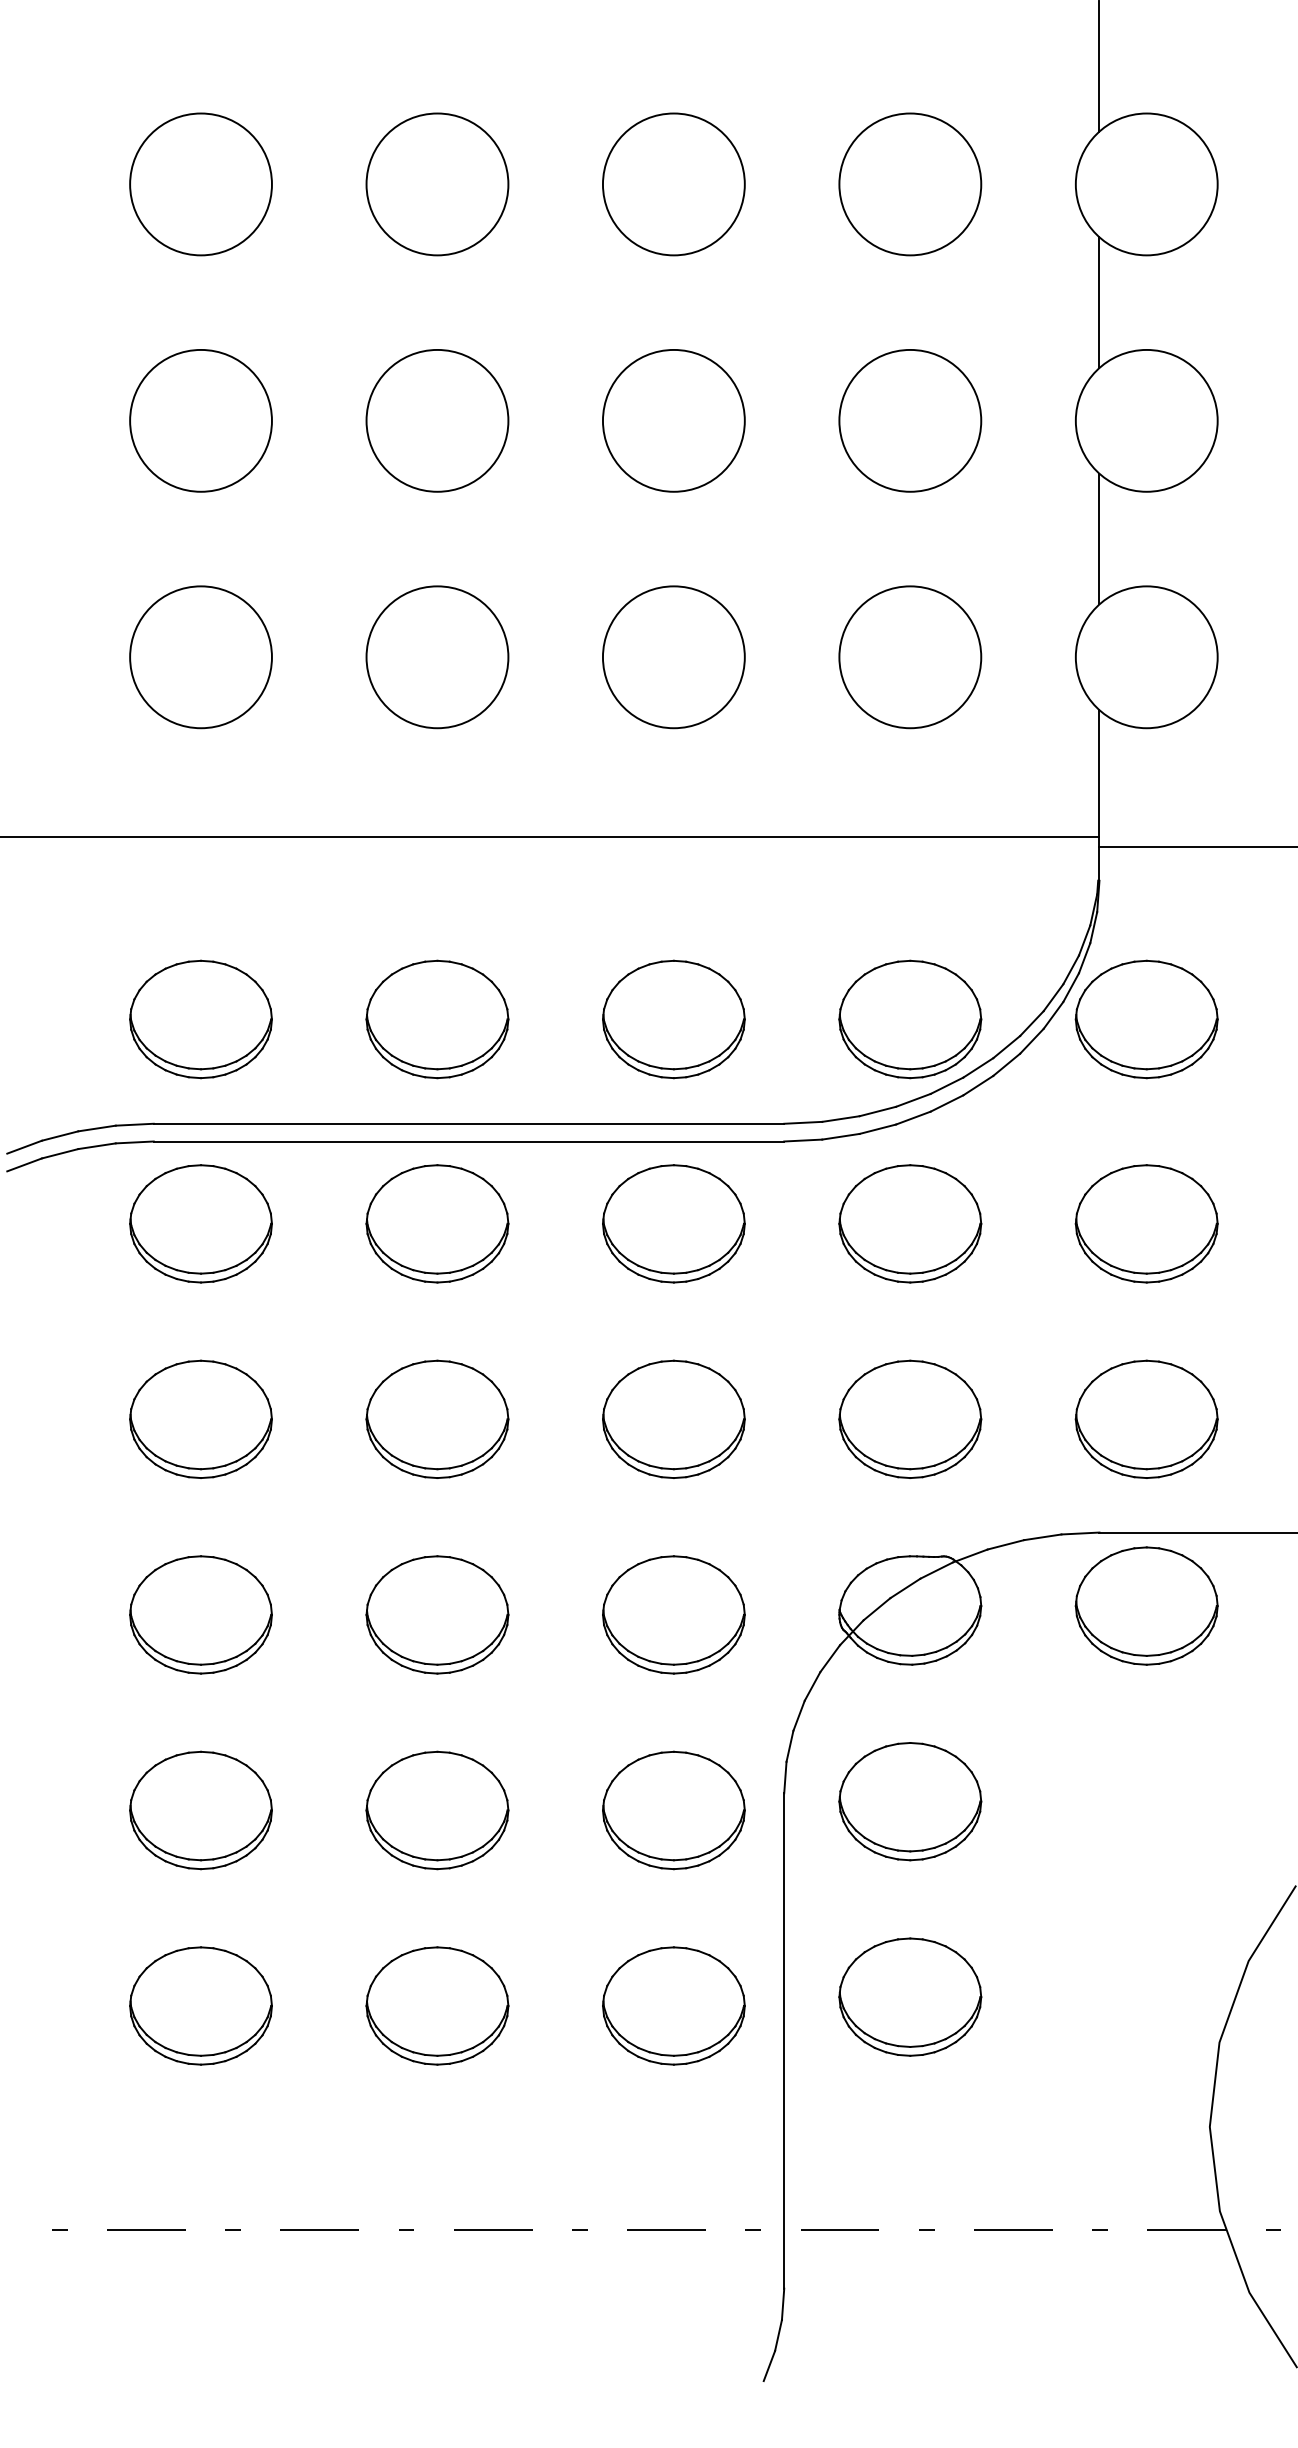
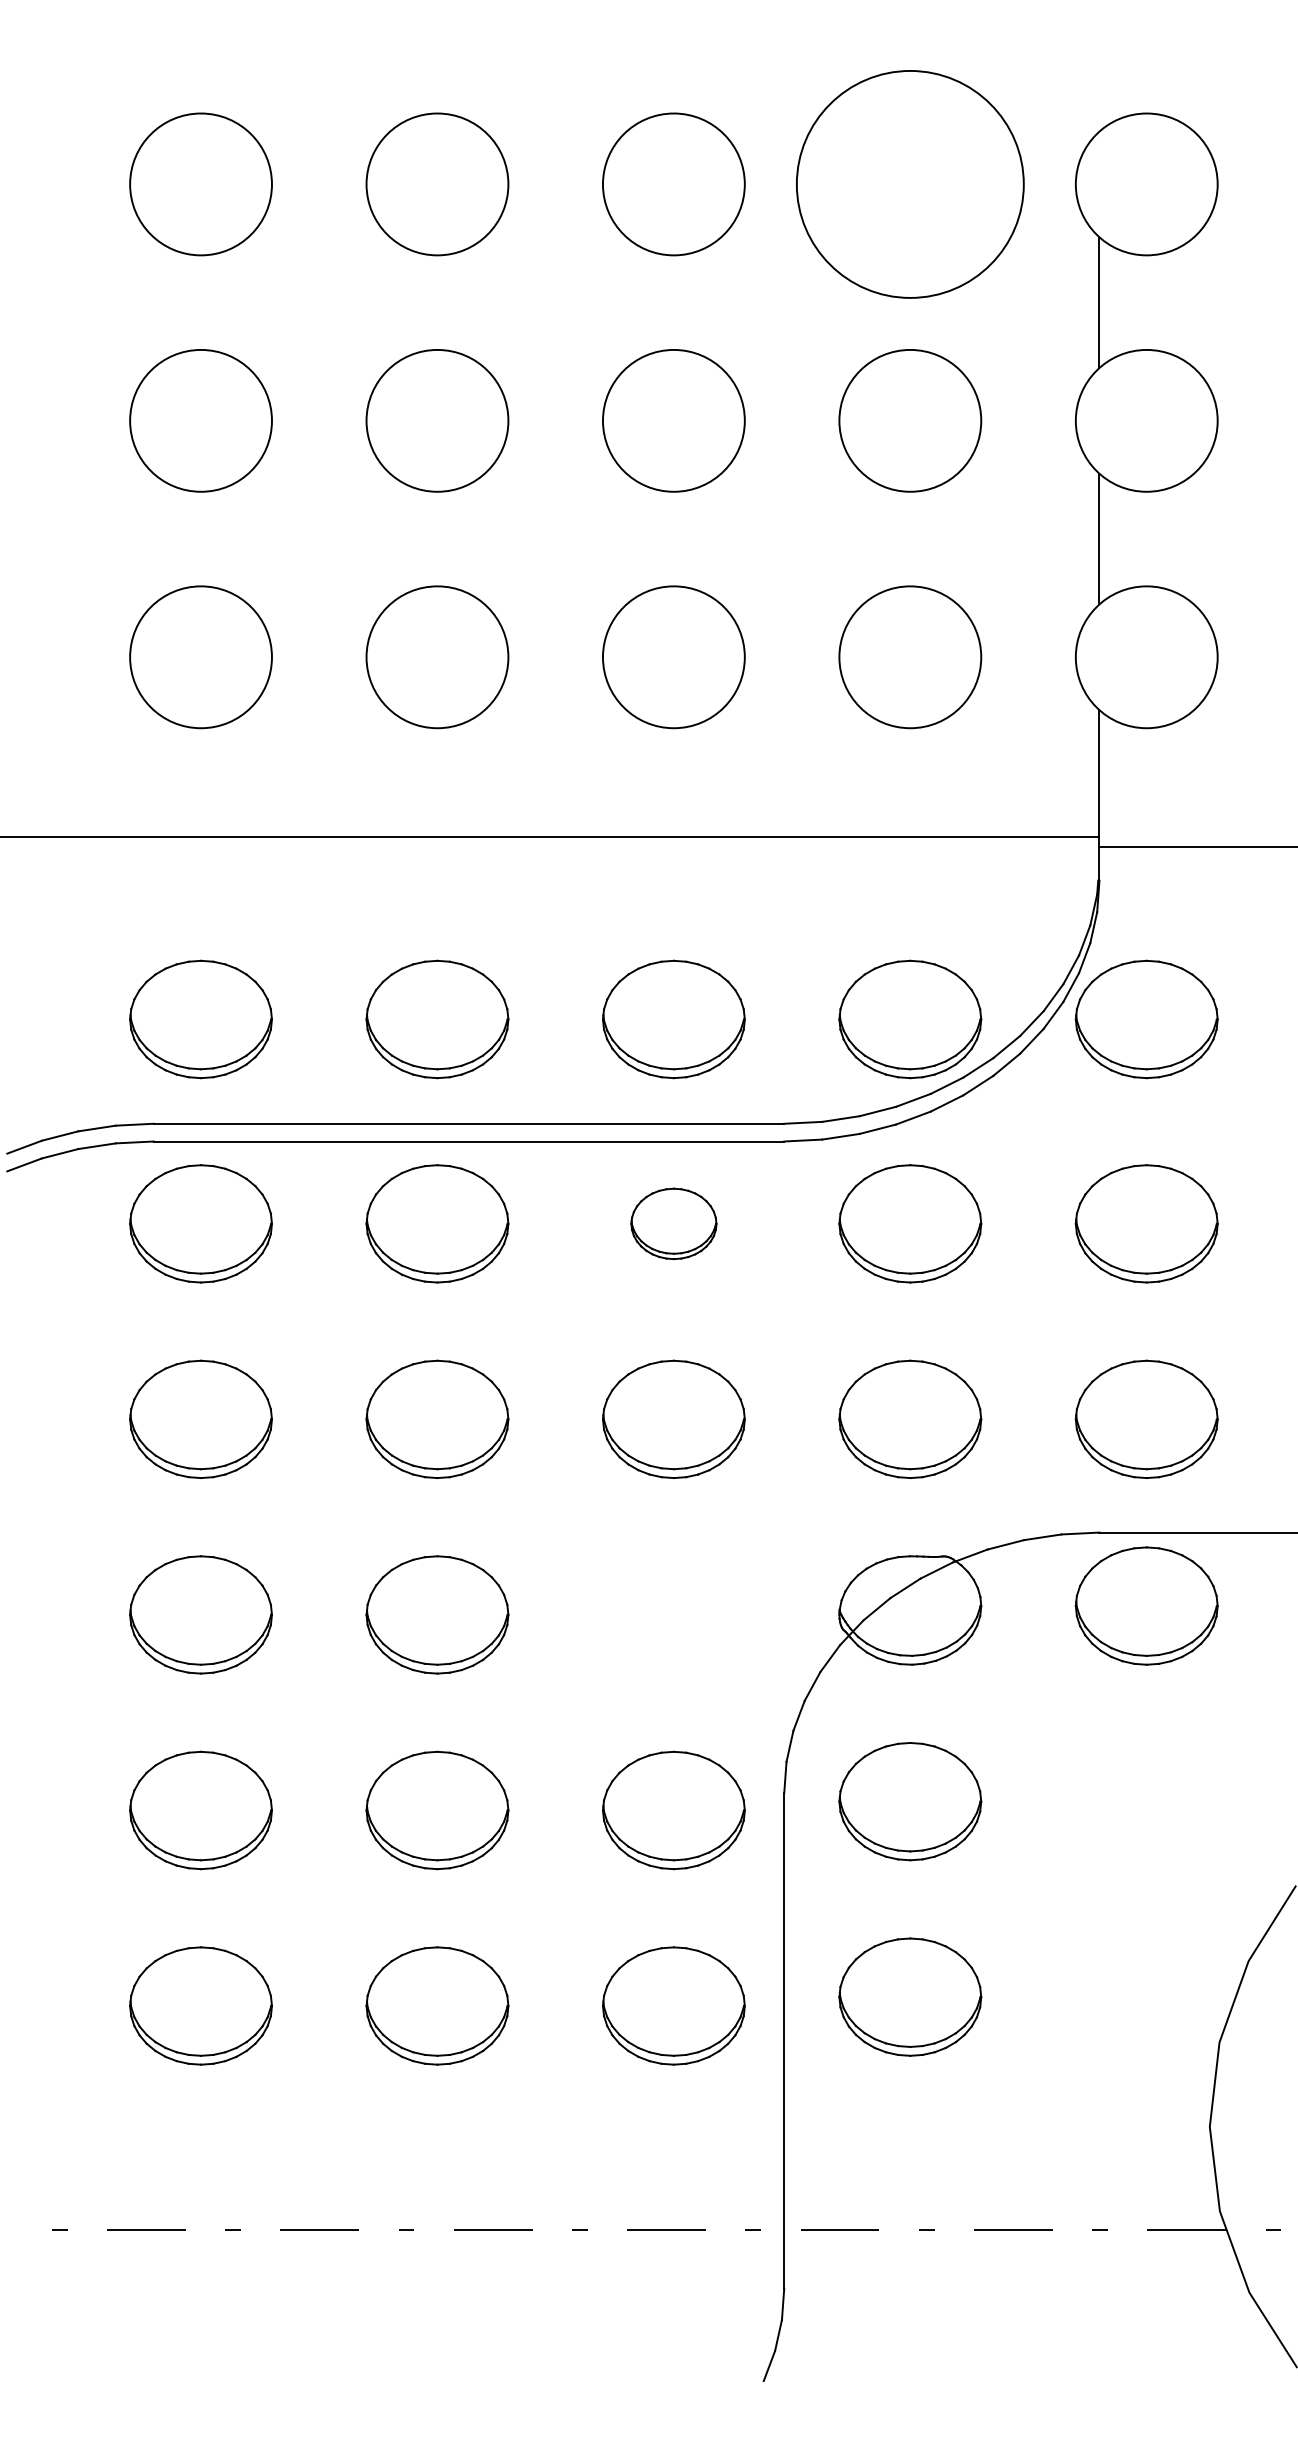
line: present -> none (1099, 66)
circle diameter: 142 px -> 227 px (909, 183)
part size: 144x120 px -> 88x74 px (673, 1223)
part: present -> none (673, 1614)
